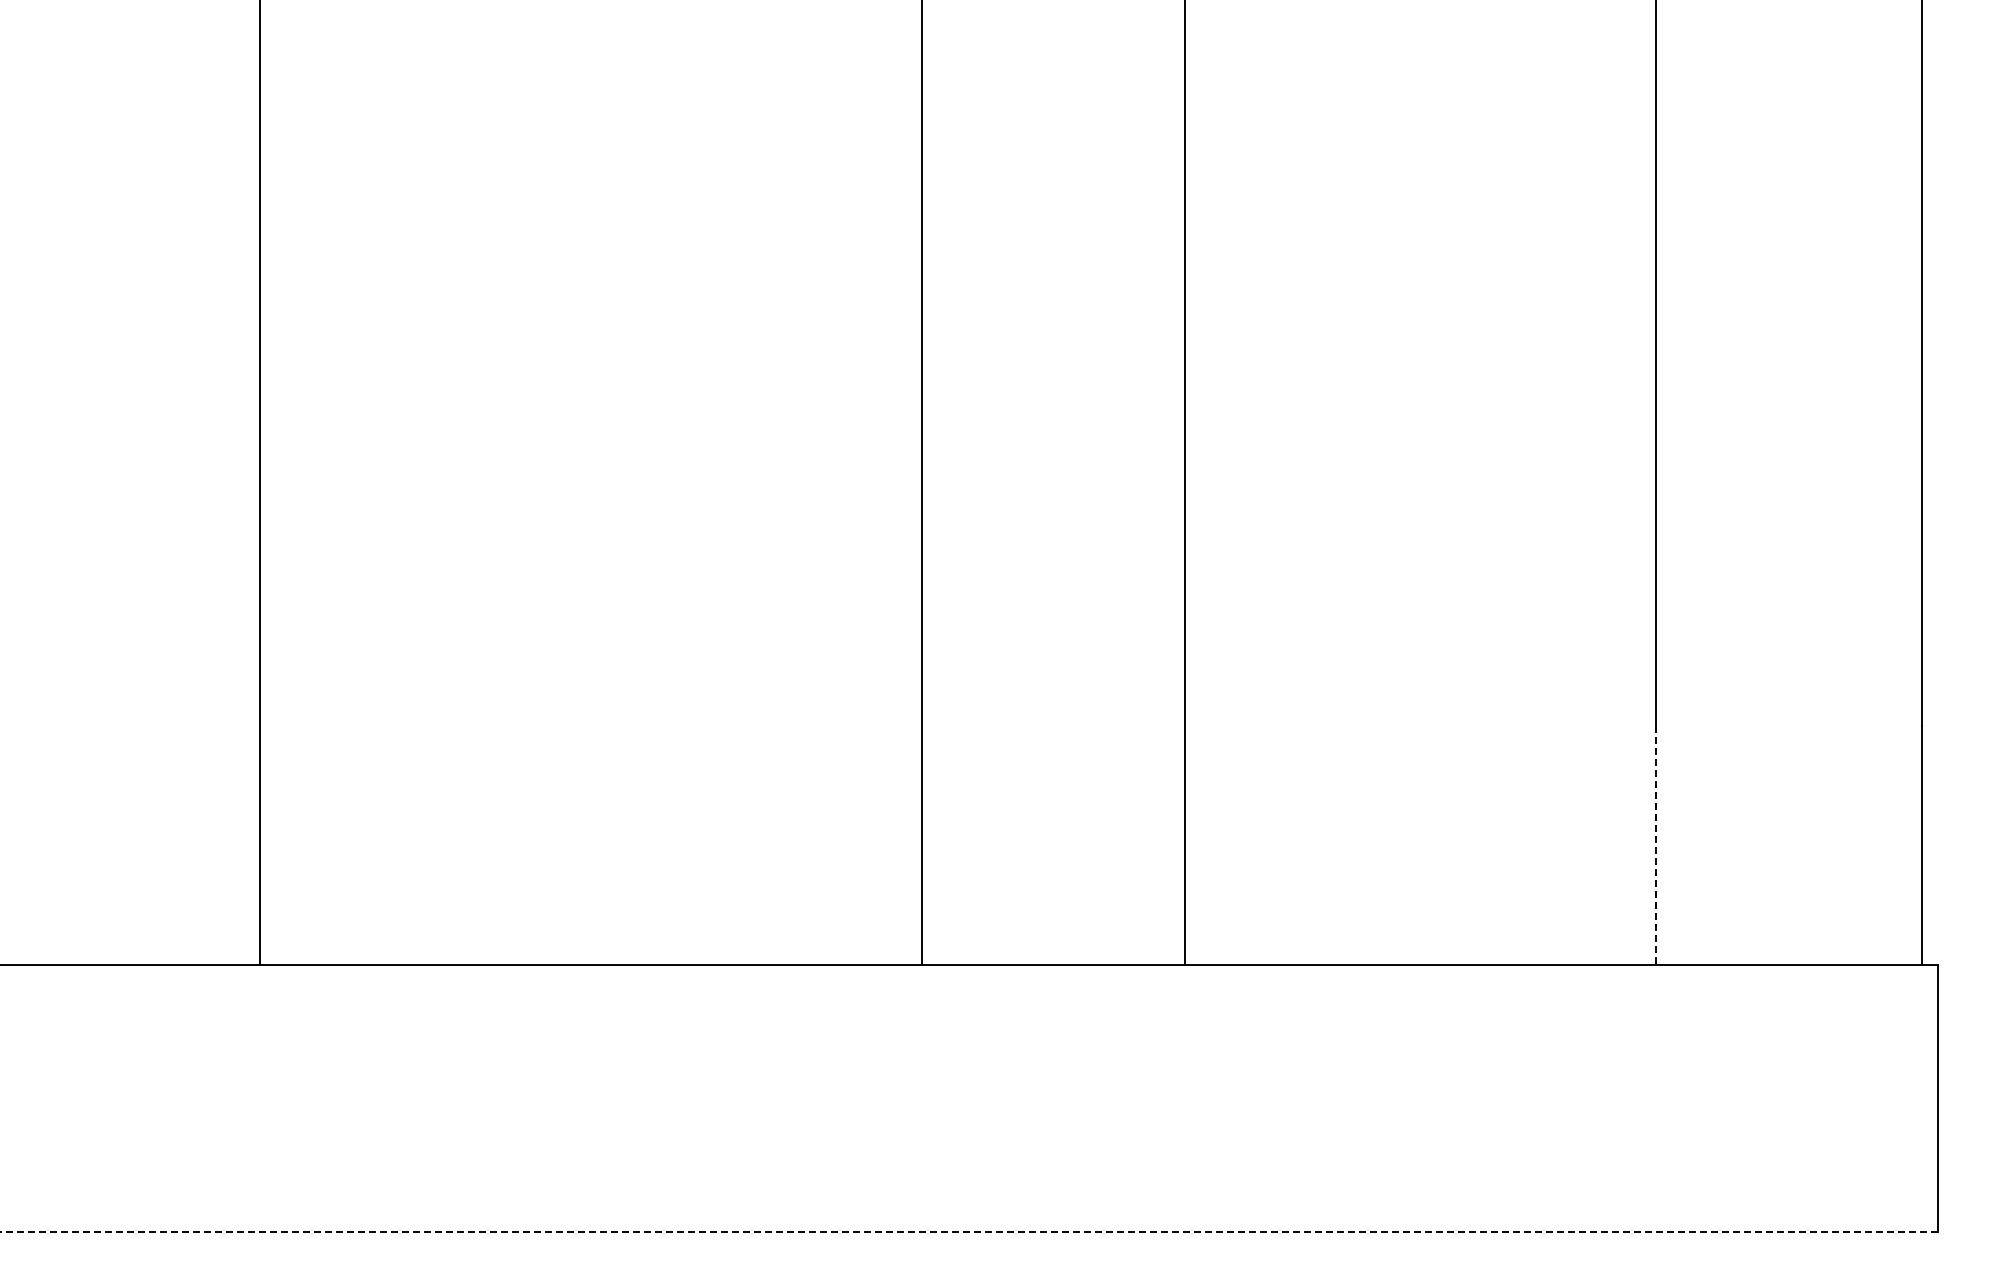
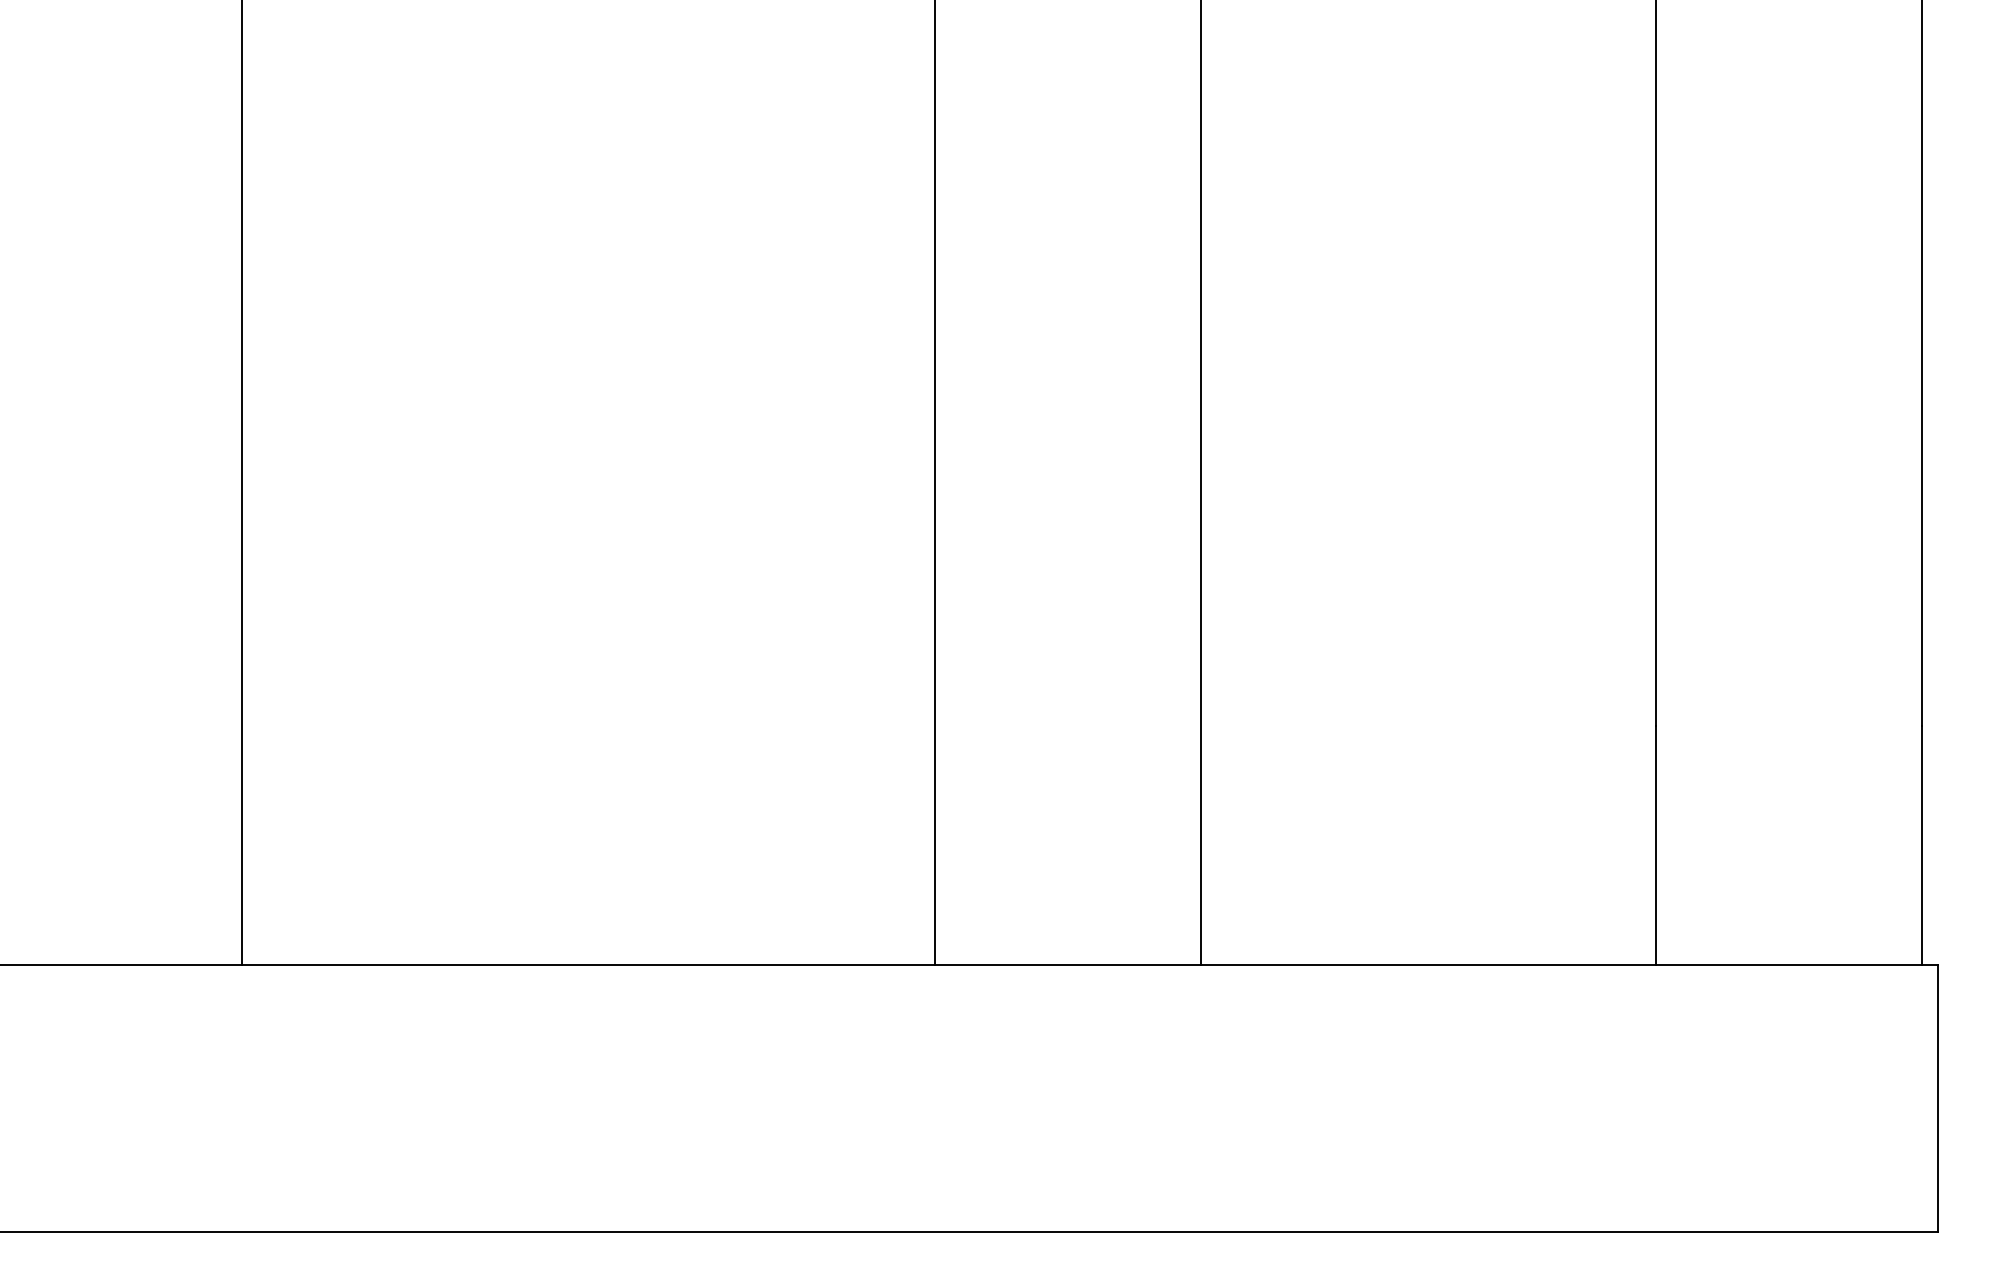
line position: (259, 483) -> (241, 483) (241, 483)
line position: (921, 483) -> (934, 483) (934, 483)
line position: (1184, 483) -> (1200, 483) (1200, 483)
line: dashed -> solid (1656, 845)
line: dashed -> solid (969, 1231)
